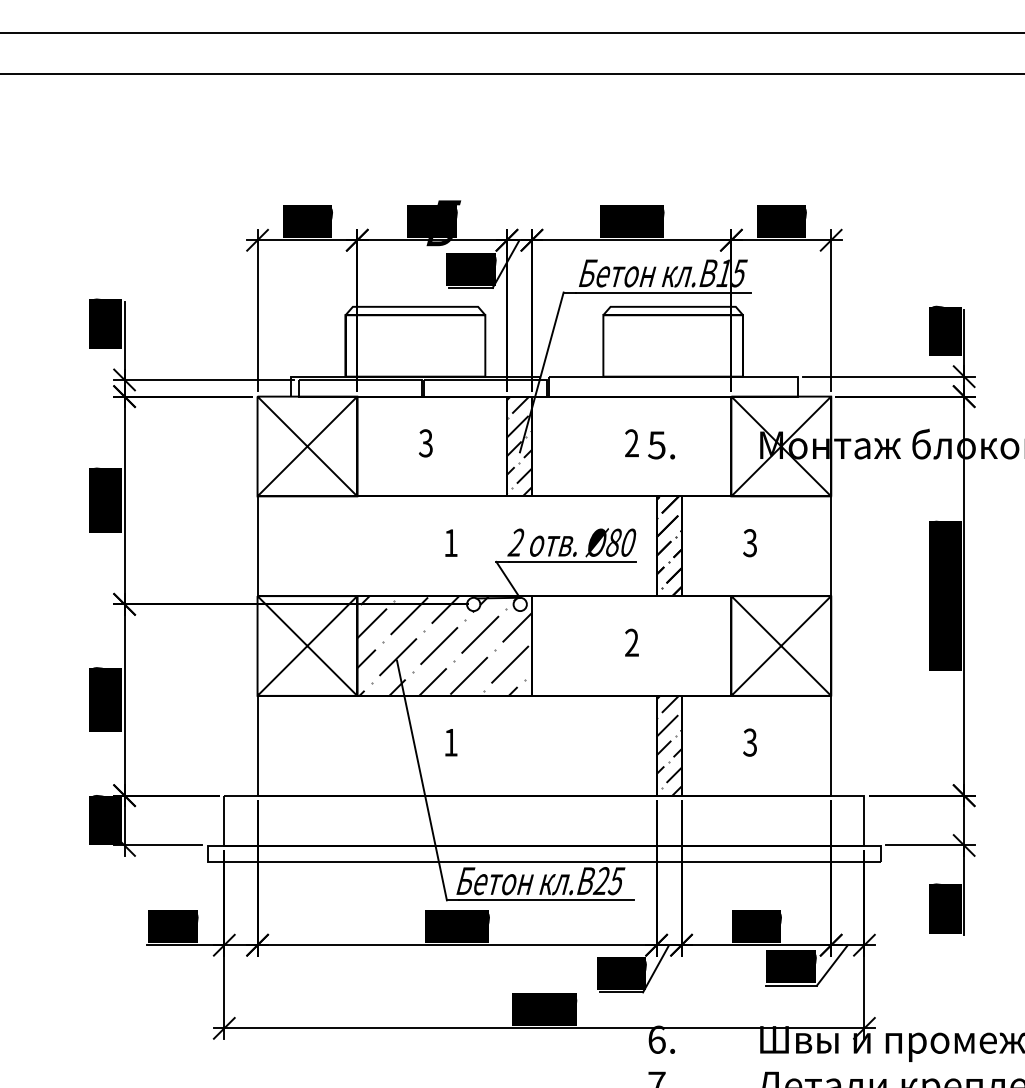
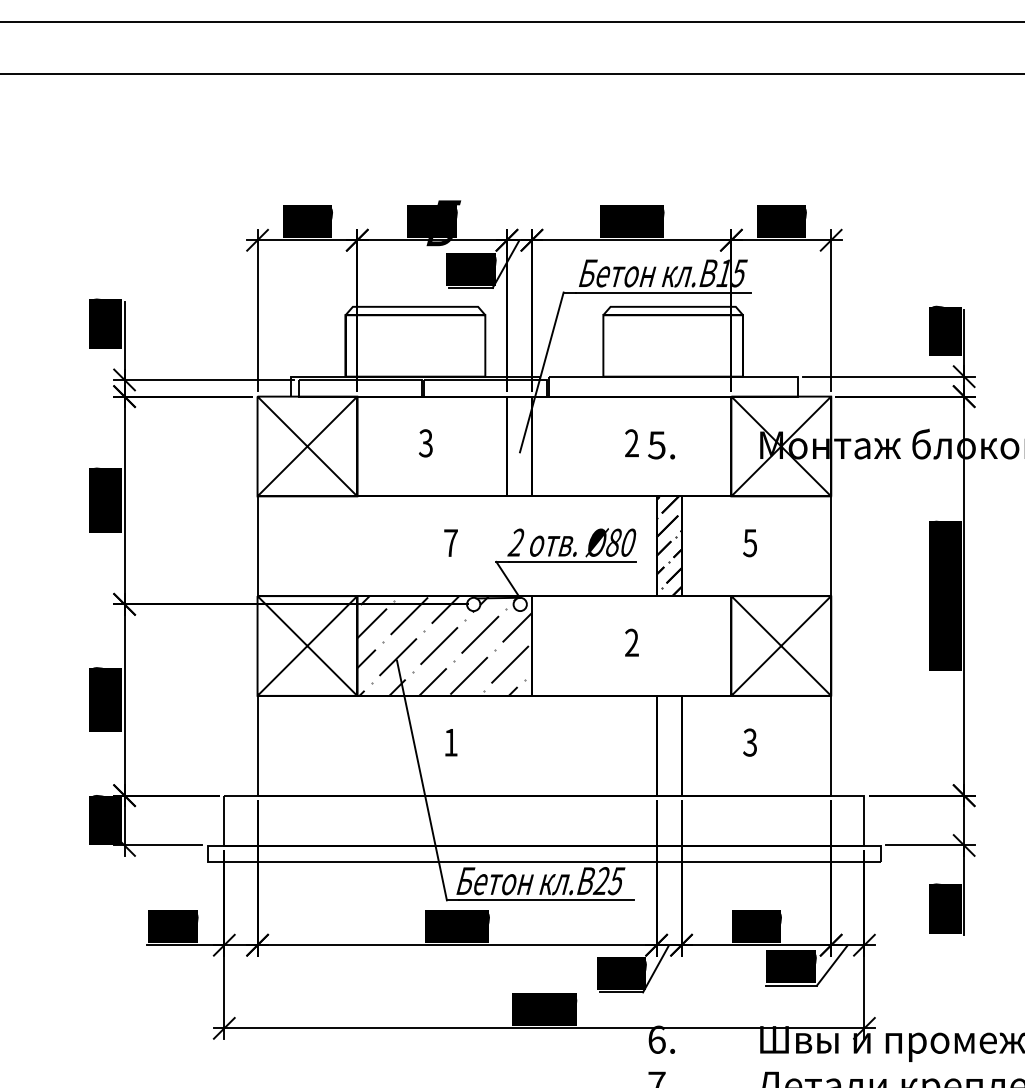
line position: (511, 32) -> (511, 21) (511, 21)
hatch: present -> none (518, 446)
text: 1 -> 7 (450, 542)
text: 3 -> 5 (749, 542)
hatch: present -> none (668, 745)
